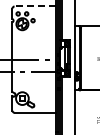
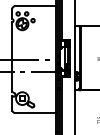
line: dashed -> solid (35, 6)
